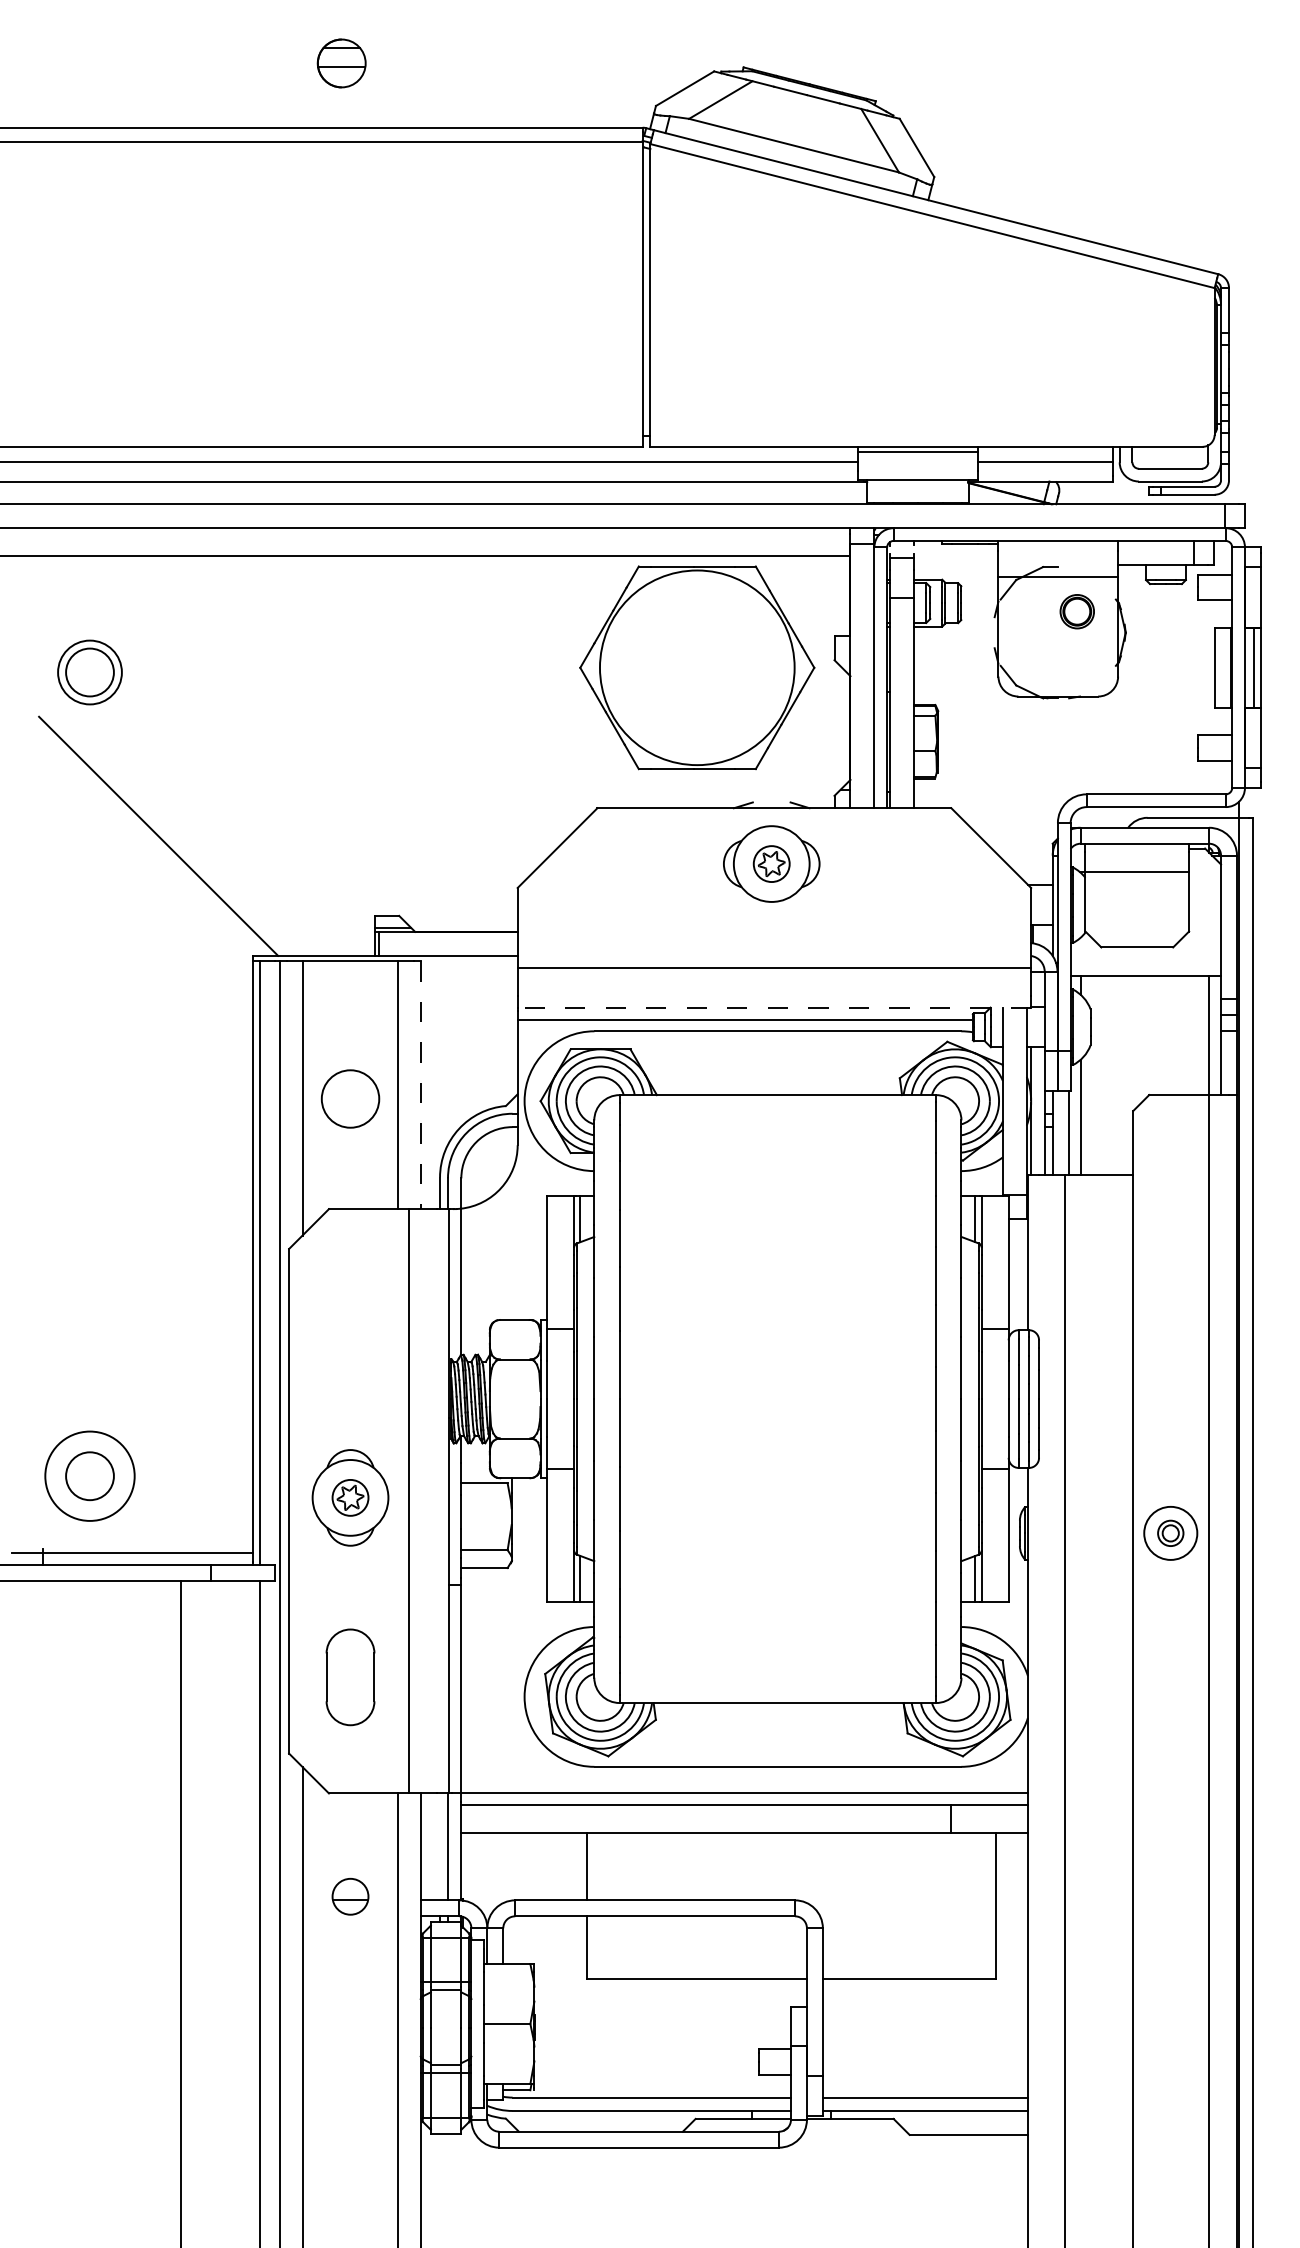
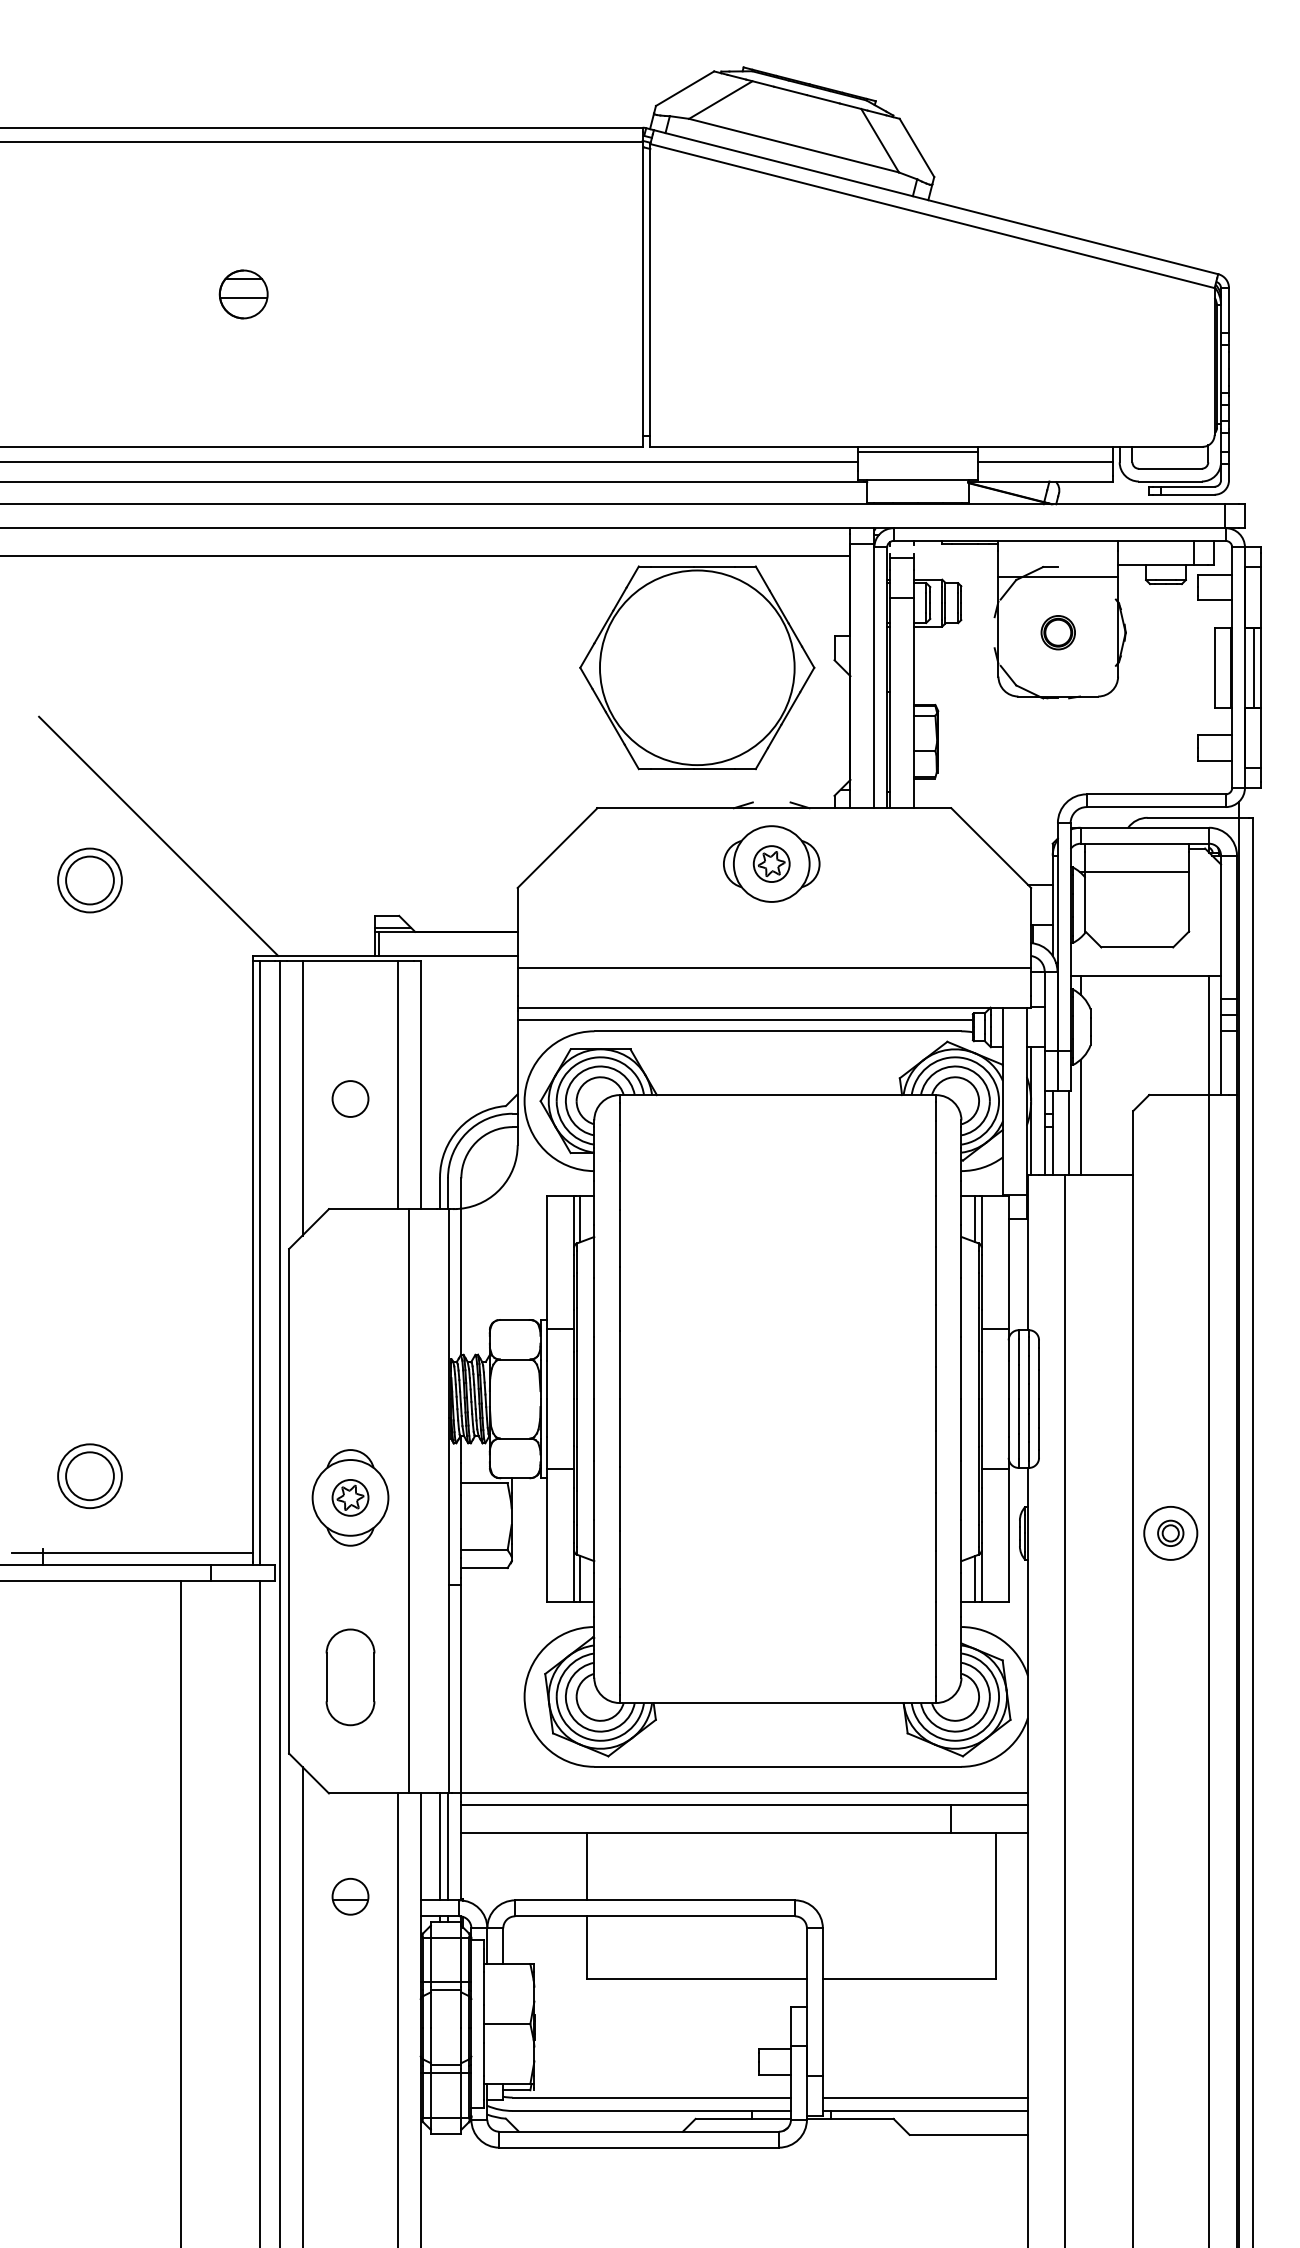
part position: (341, 63) -> (243, 294) (243, 294)
part position: (1076, 611) -> (1057, 632) (1057, 632)
part position: (89, 672) -> (89, 880) (89, 880)
line: dashed -> solid (774, 1007)
line: dashed -> solid (420, 1085)
circle diameter: 57 px -> 36 px (350, 1098)
circle diameter: 89 px -> 64 px (89, 1476)
line: none -> present (440, 1846)
